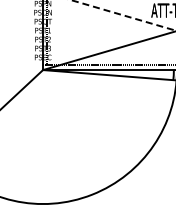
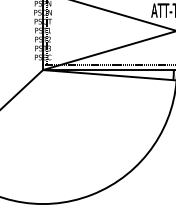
line: dashed -> solid (122, 15)
